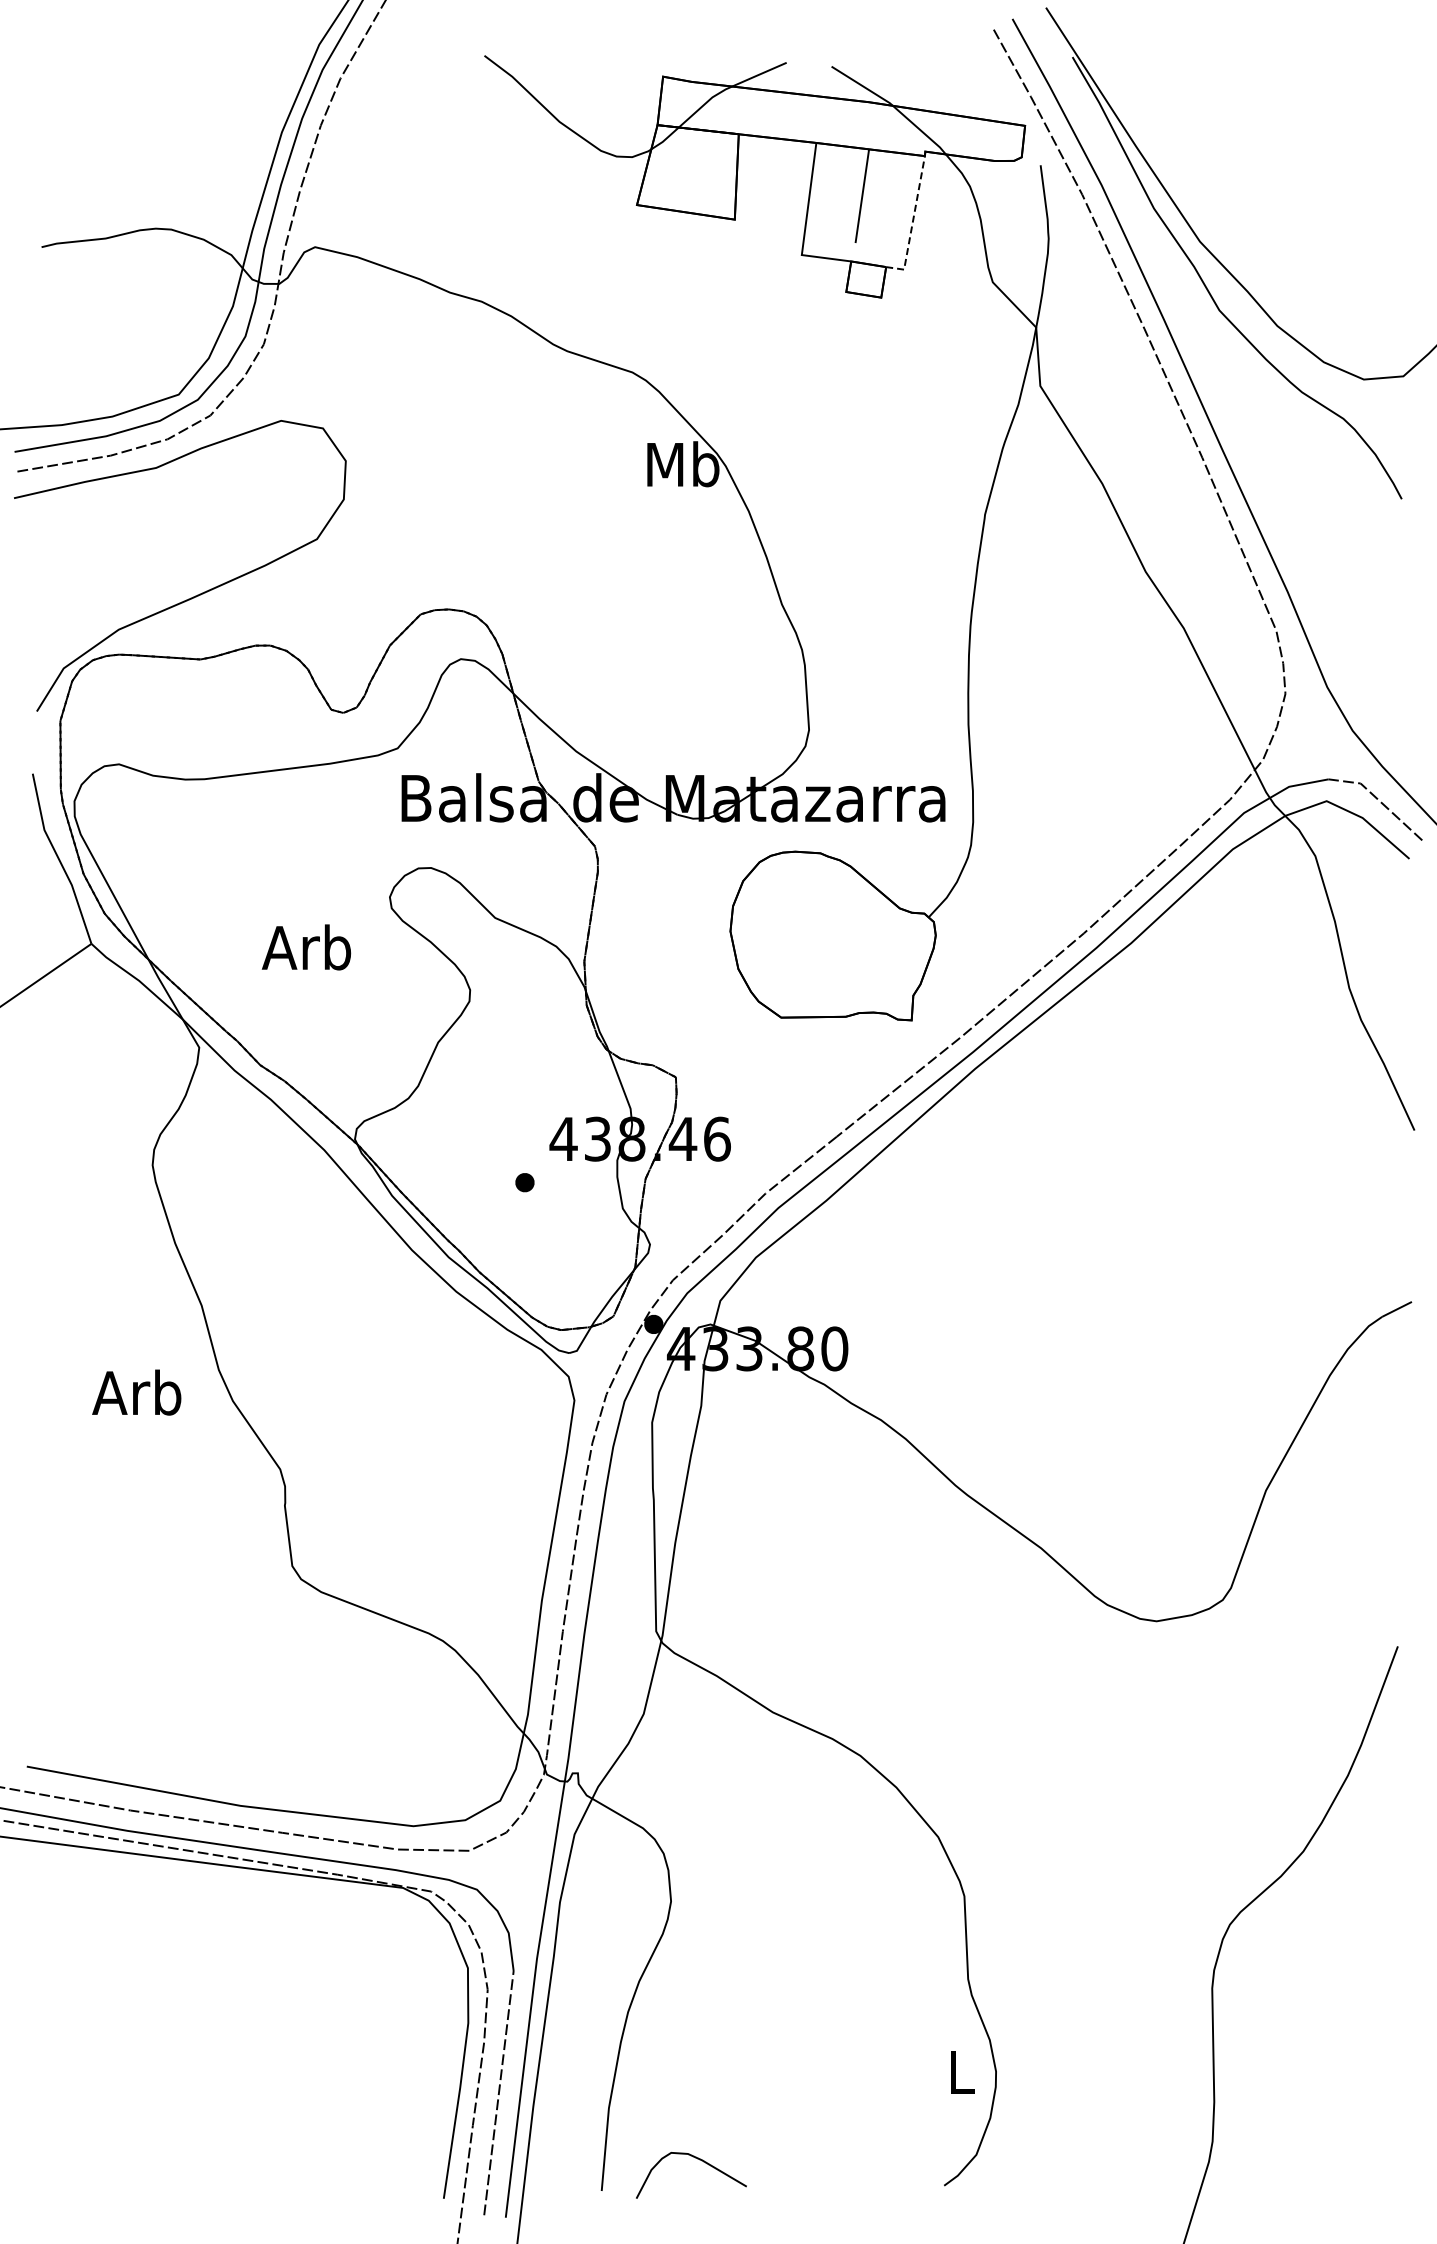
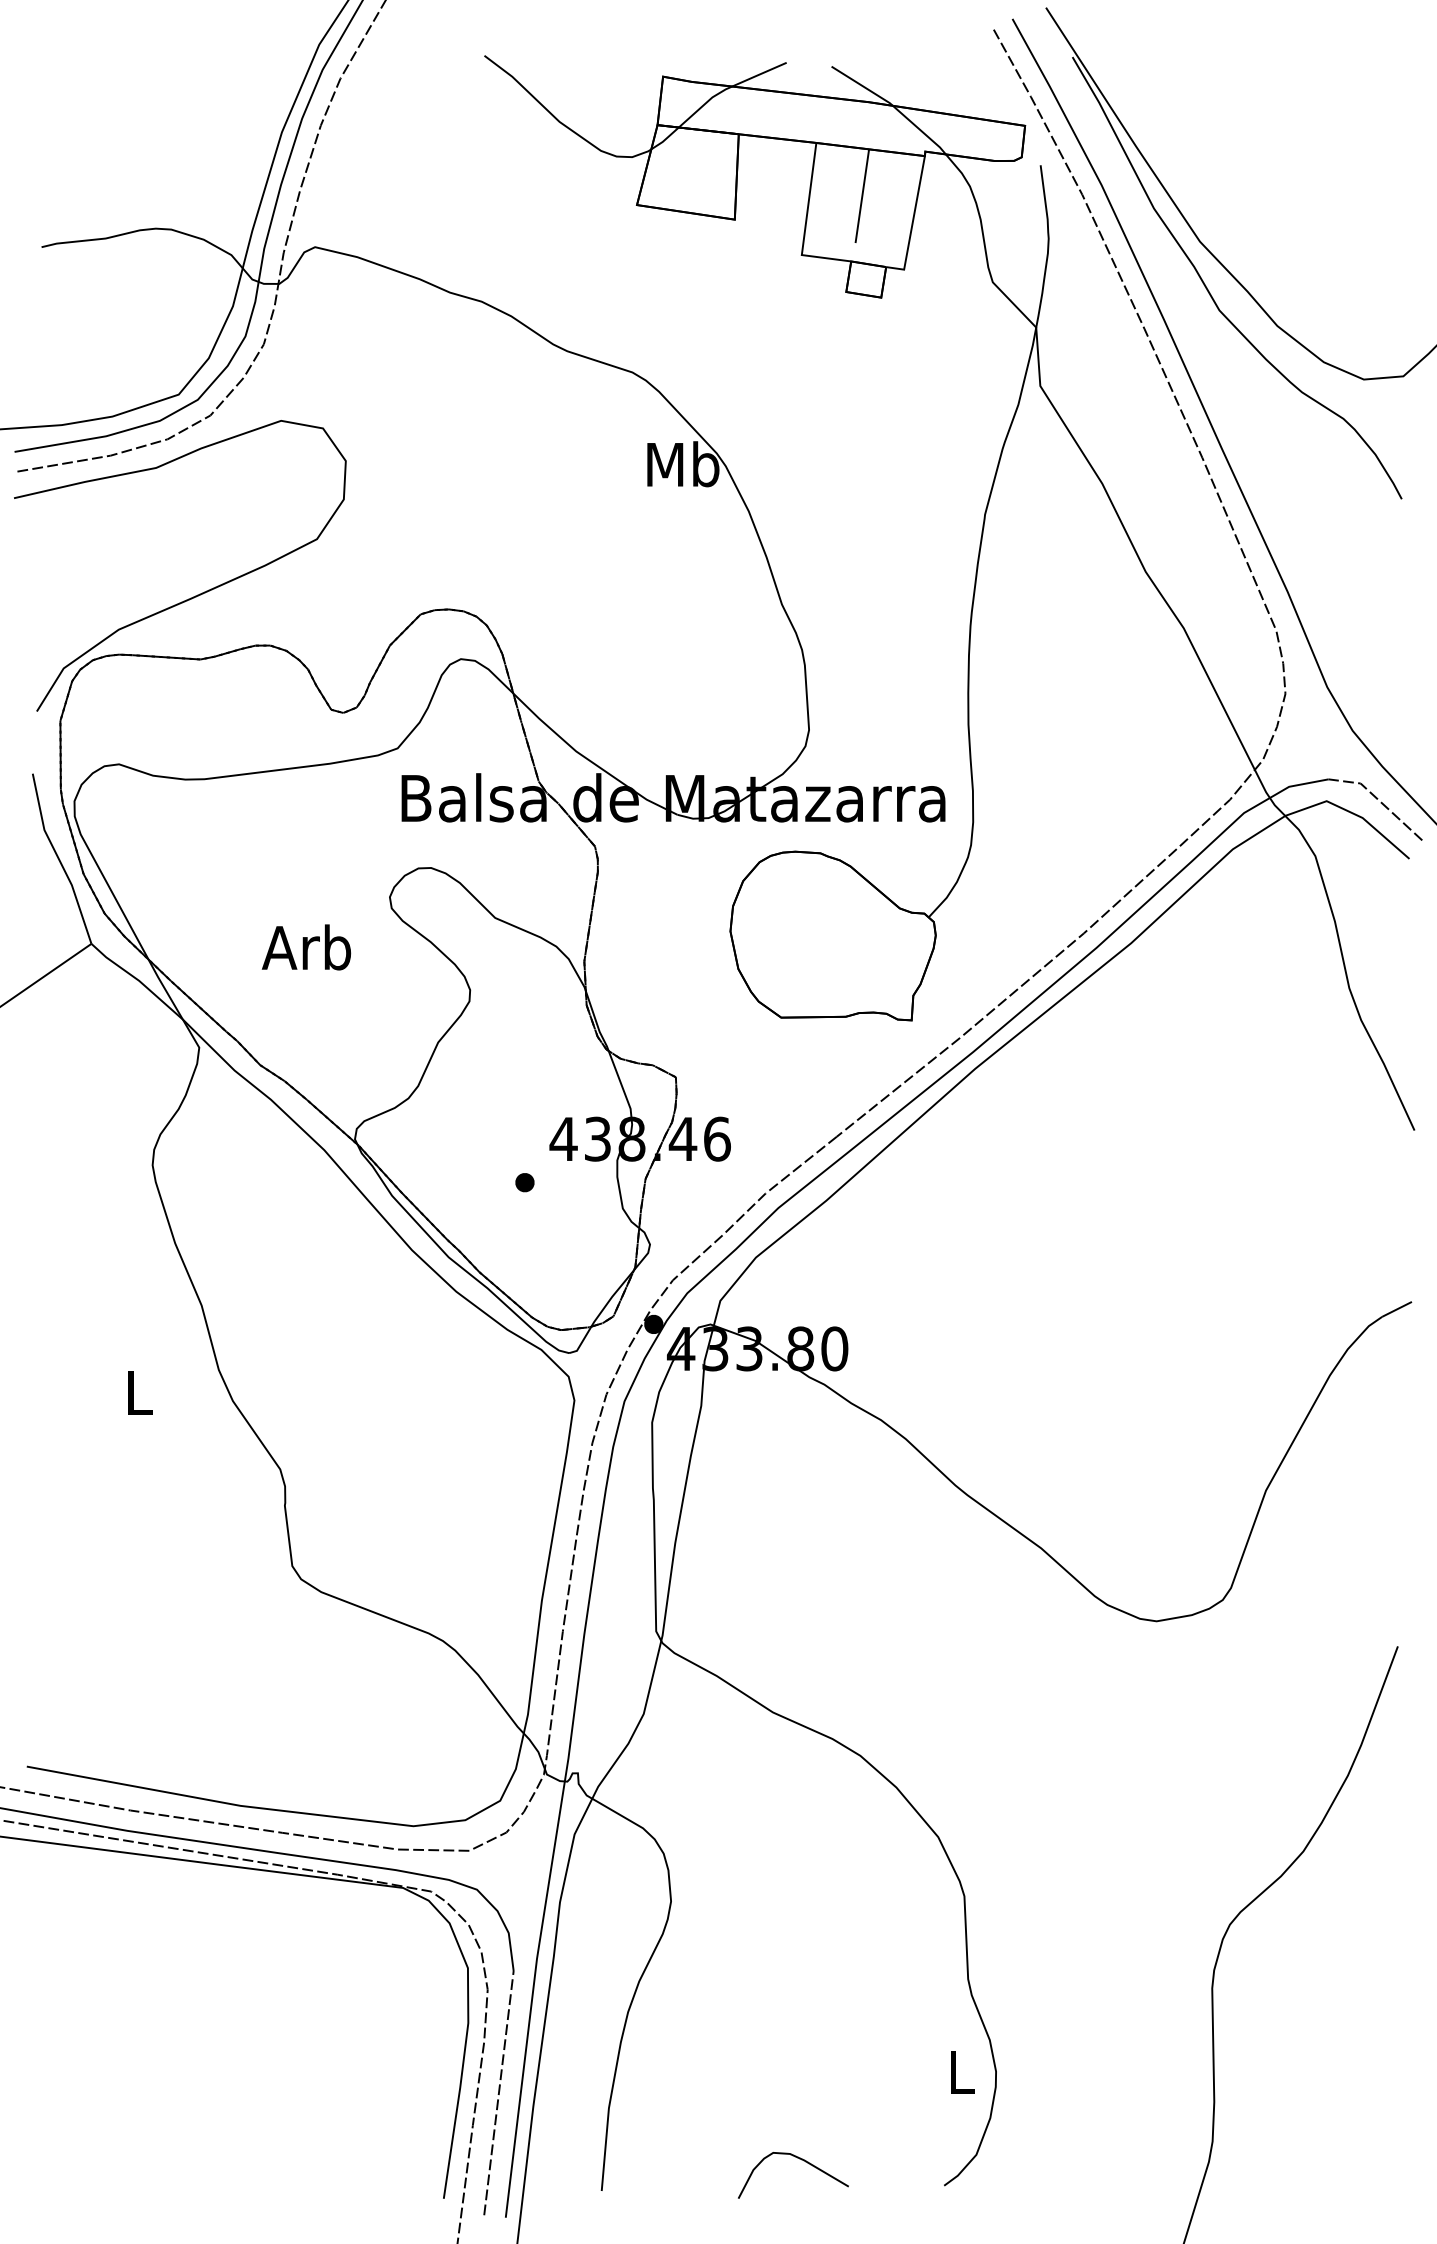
line: dashed -> solid (912, 222)
text: Arb -> L (136, 1392)
curve position: (699, 2160) -> (801, 2160) (801, 2160)
